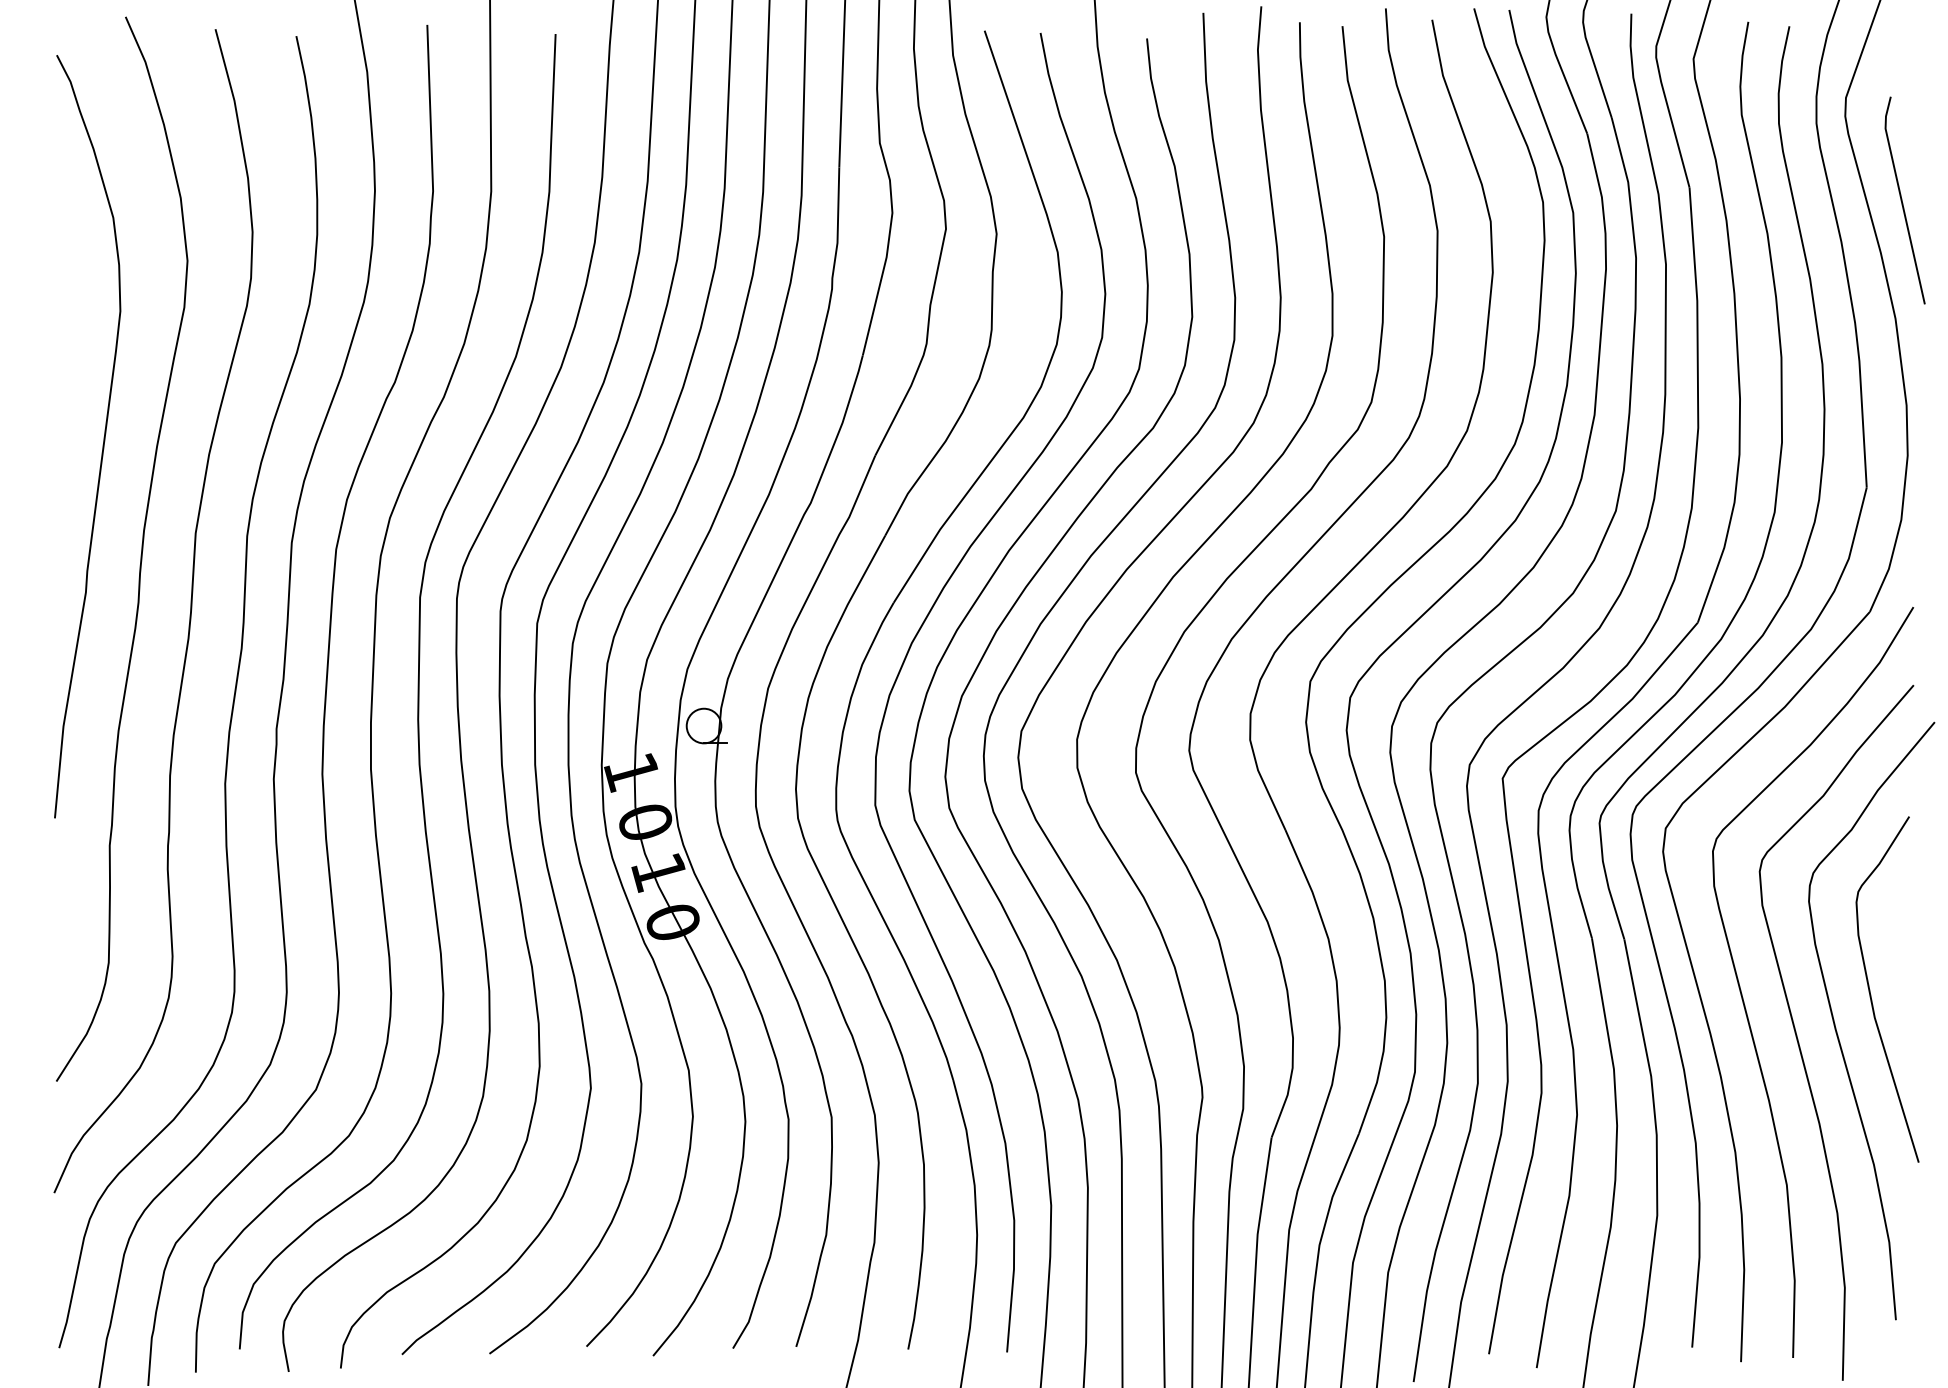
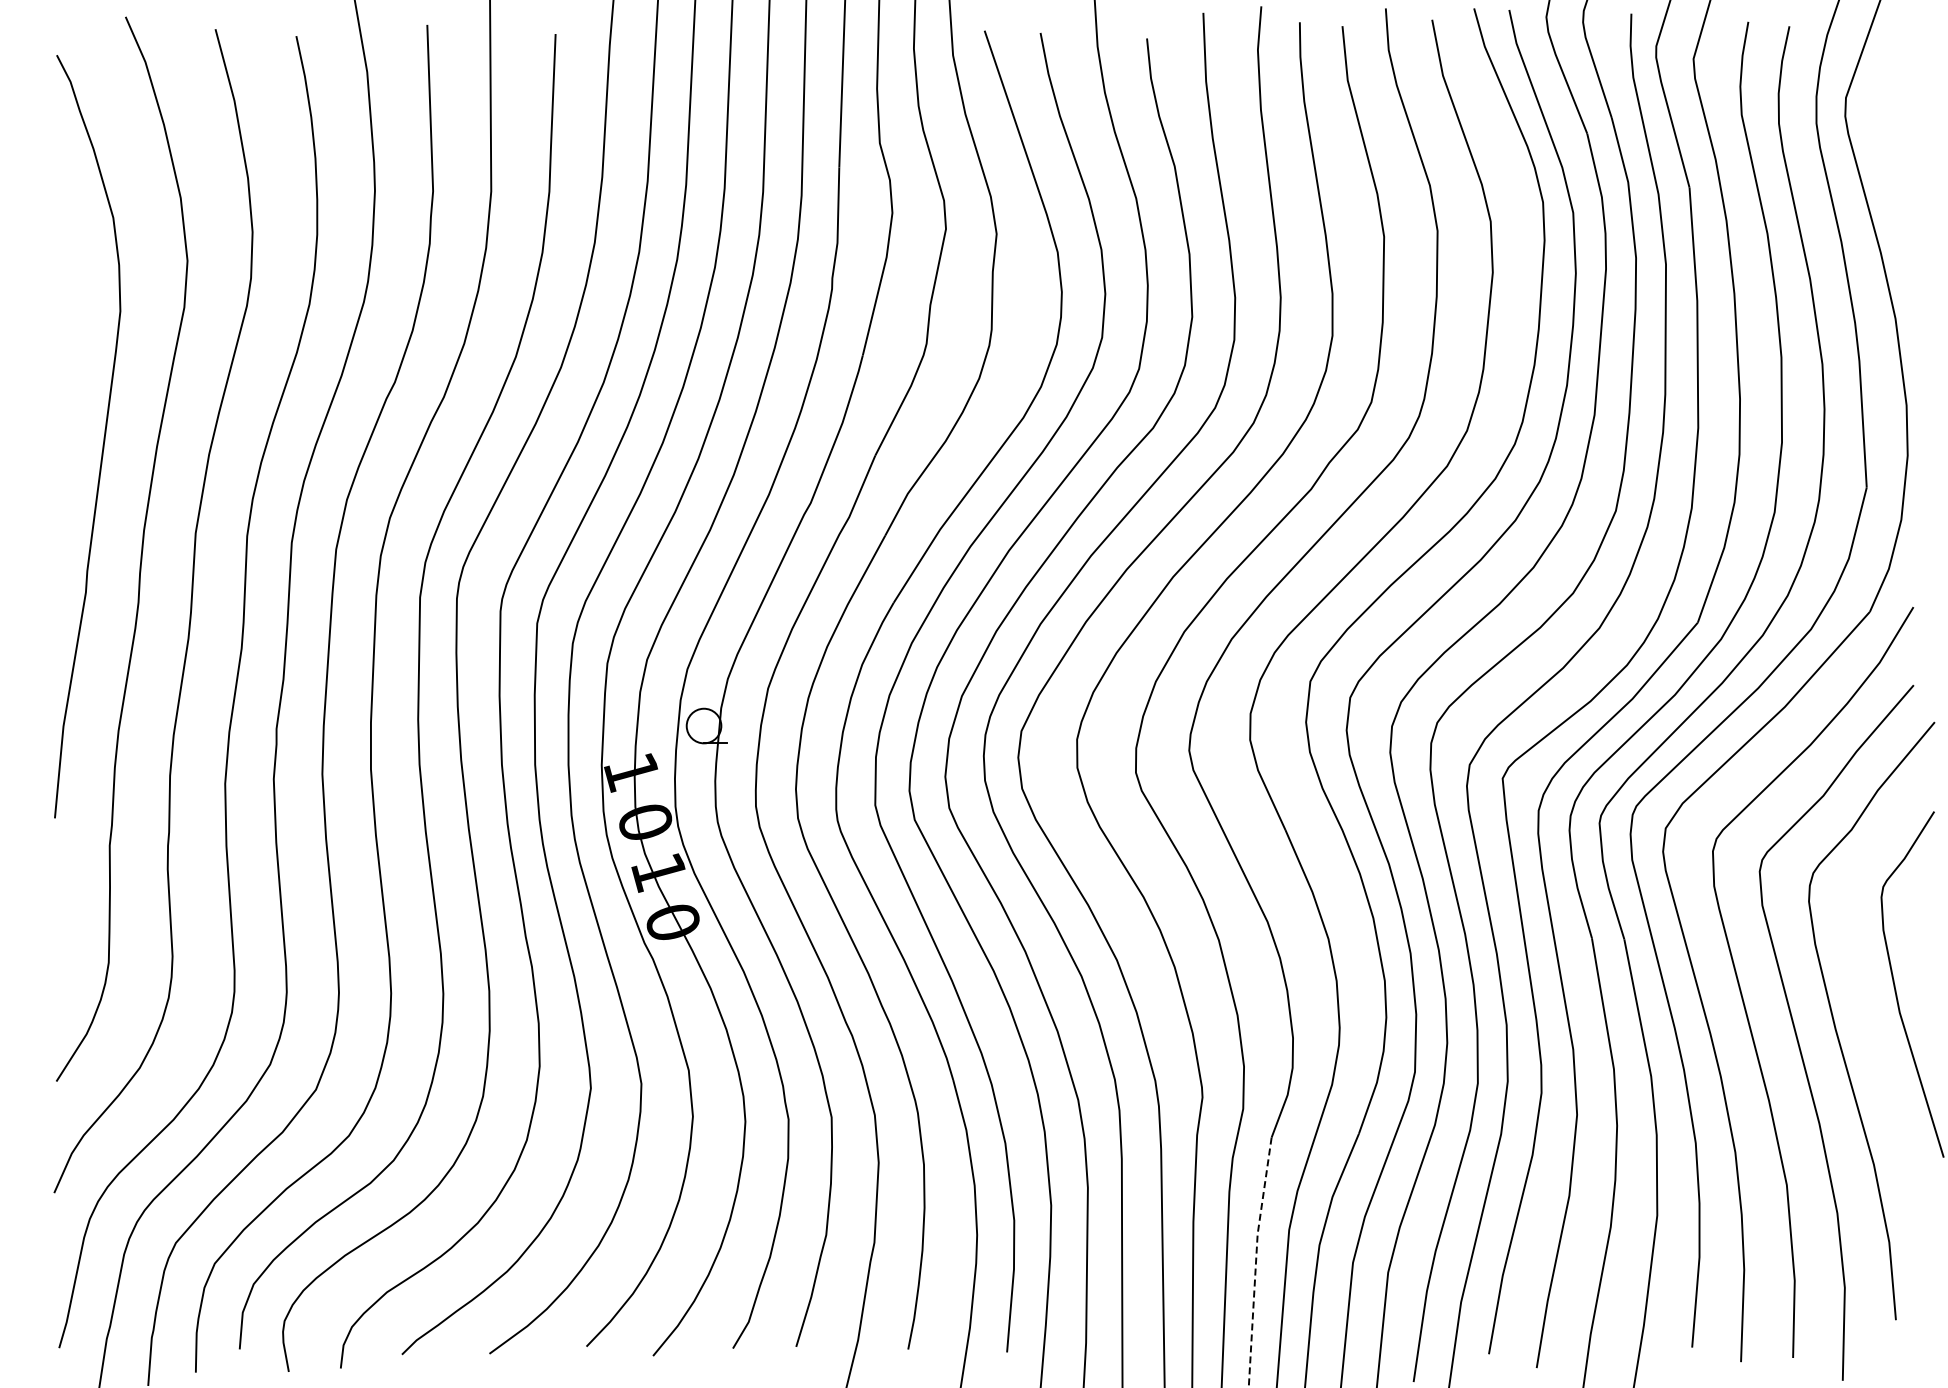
line: present -> none (1902, 200)
curve position: (1871, 994) -> (1896, 989) (1896, 989)
line: solid -> dashed (1256, 1261)
